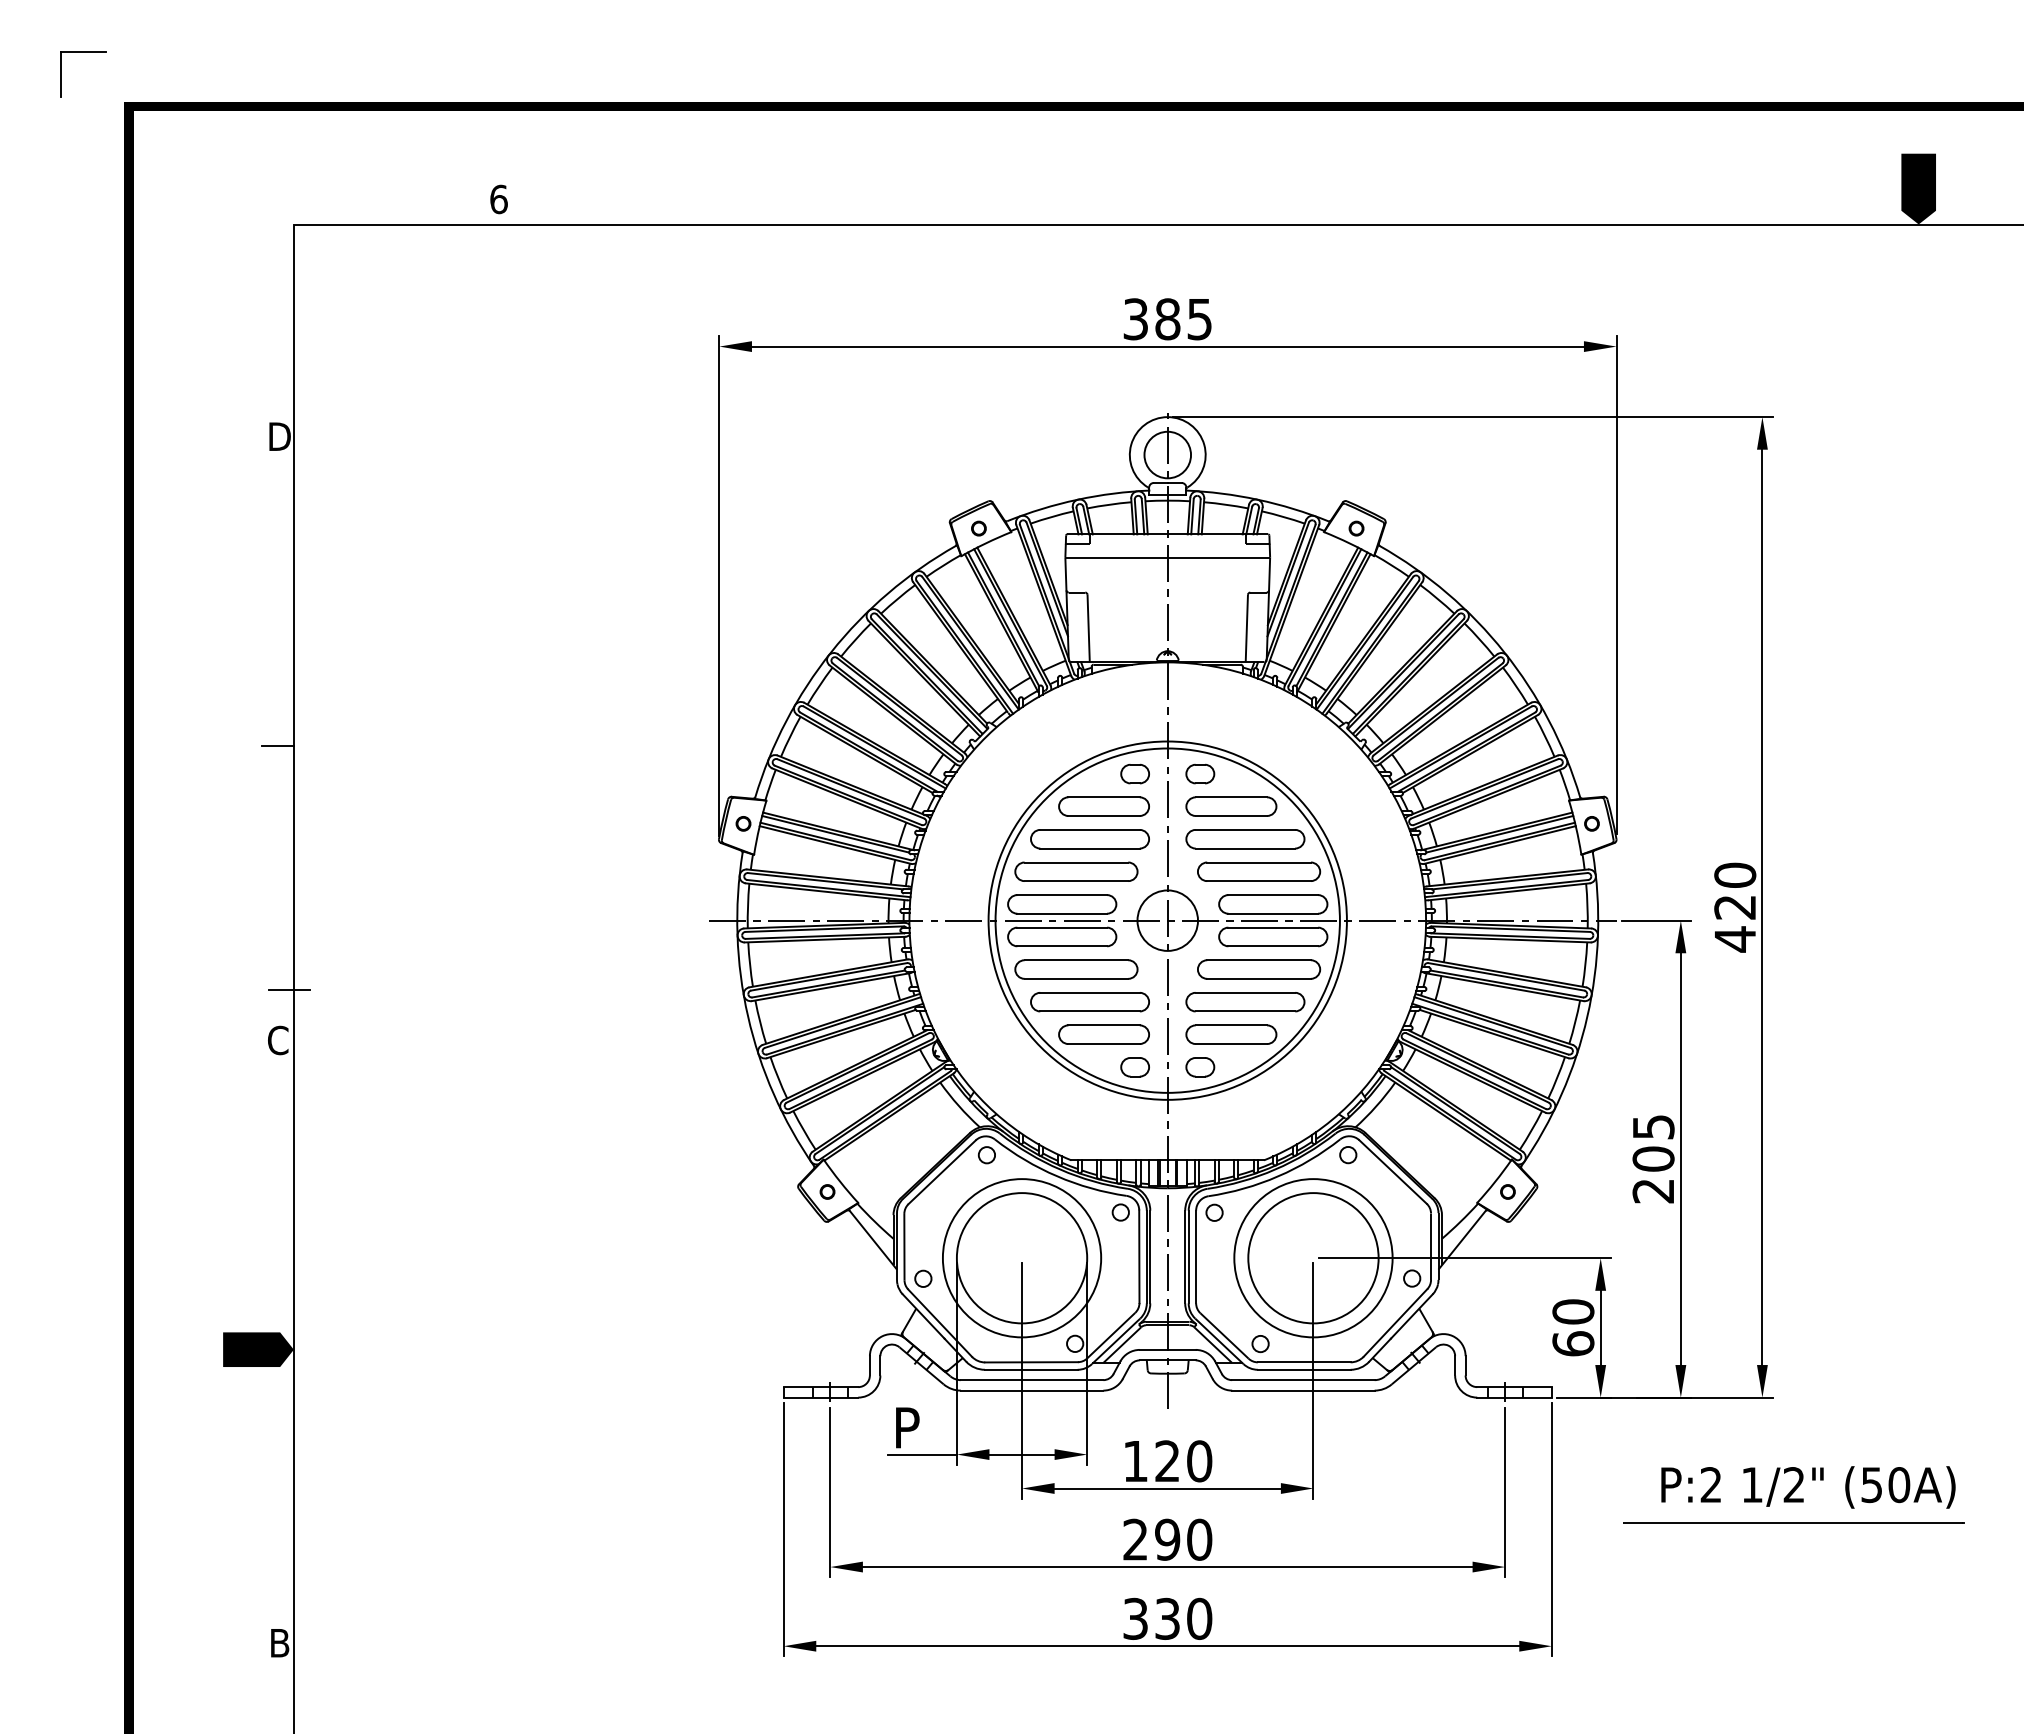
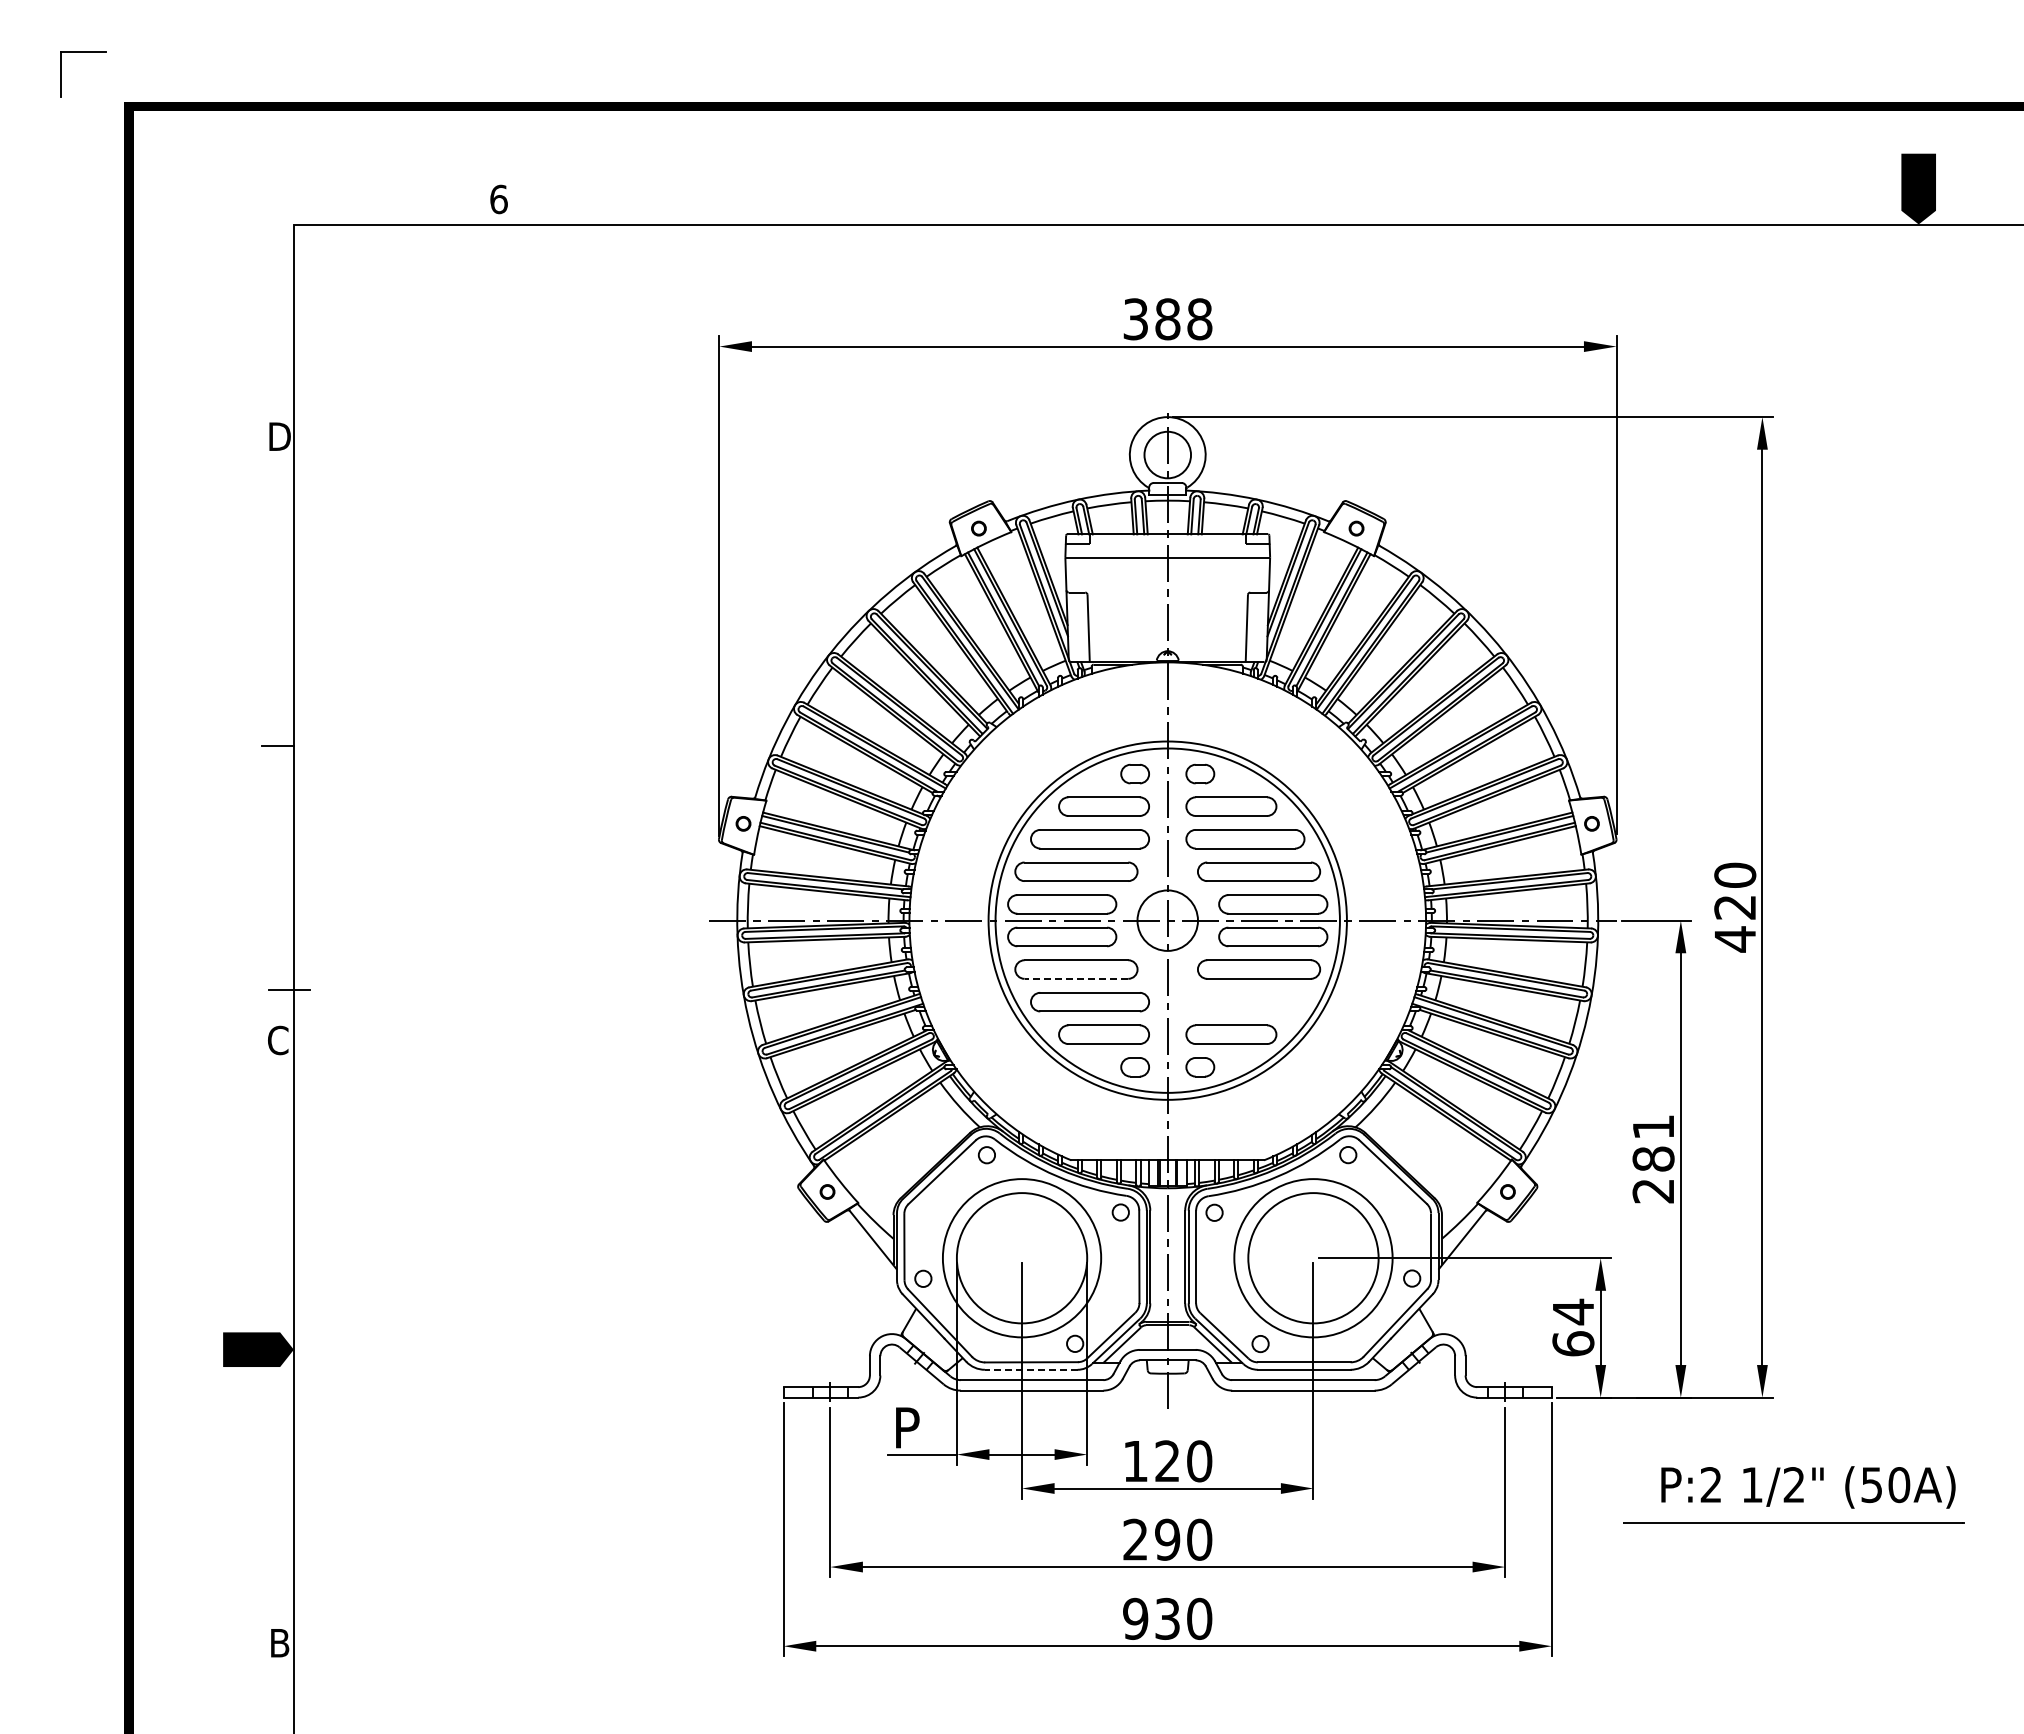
text: 385 -> 388 (1199, 319)
line: solid -> dashed (1076, 978)
part: present -> none (1245, 1002)
text: 205 -> 281 (1653, 1143)
text: 60 -> 64 (1573, 1311)
line: solid -> dashed (1030, 1369)
text: 330 -> 930 (1135, 1618)
